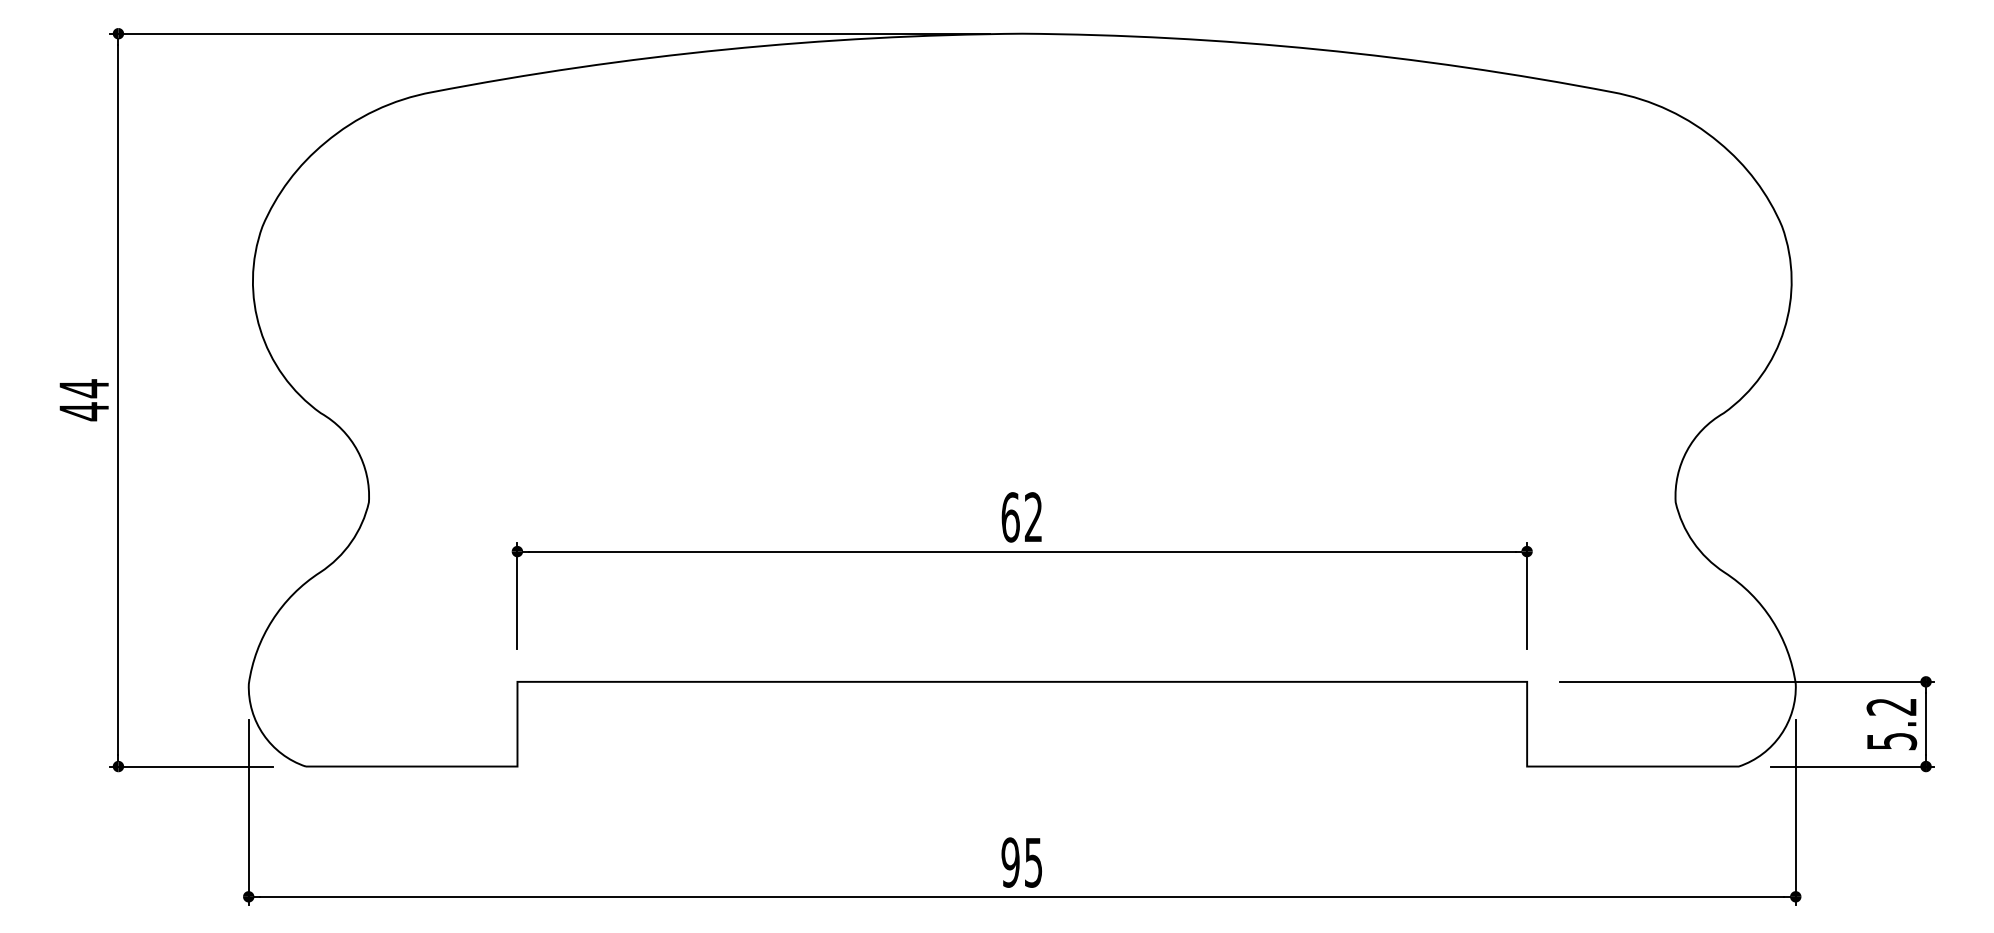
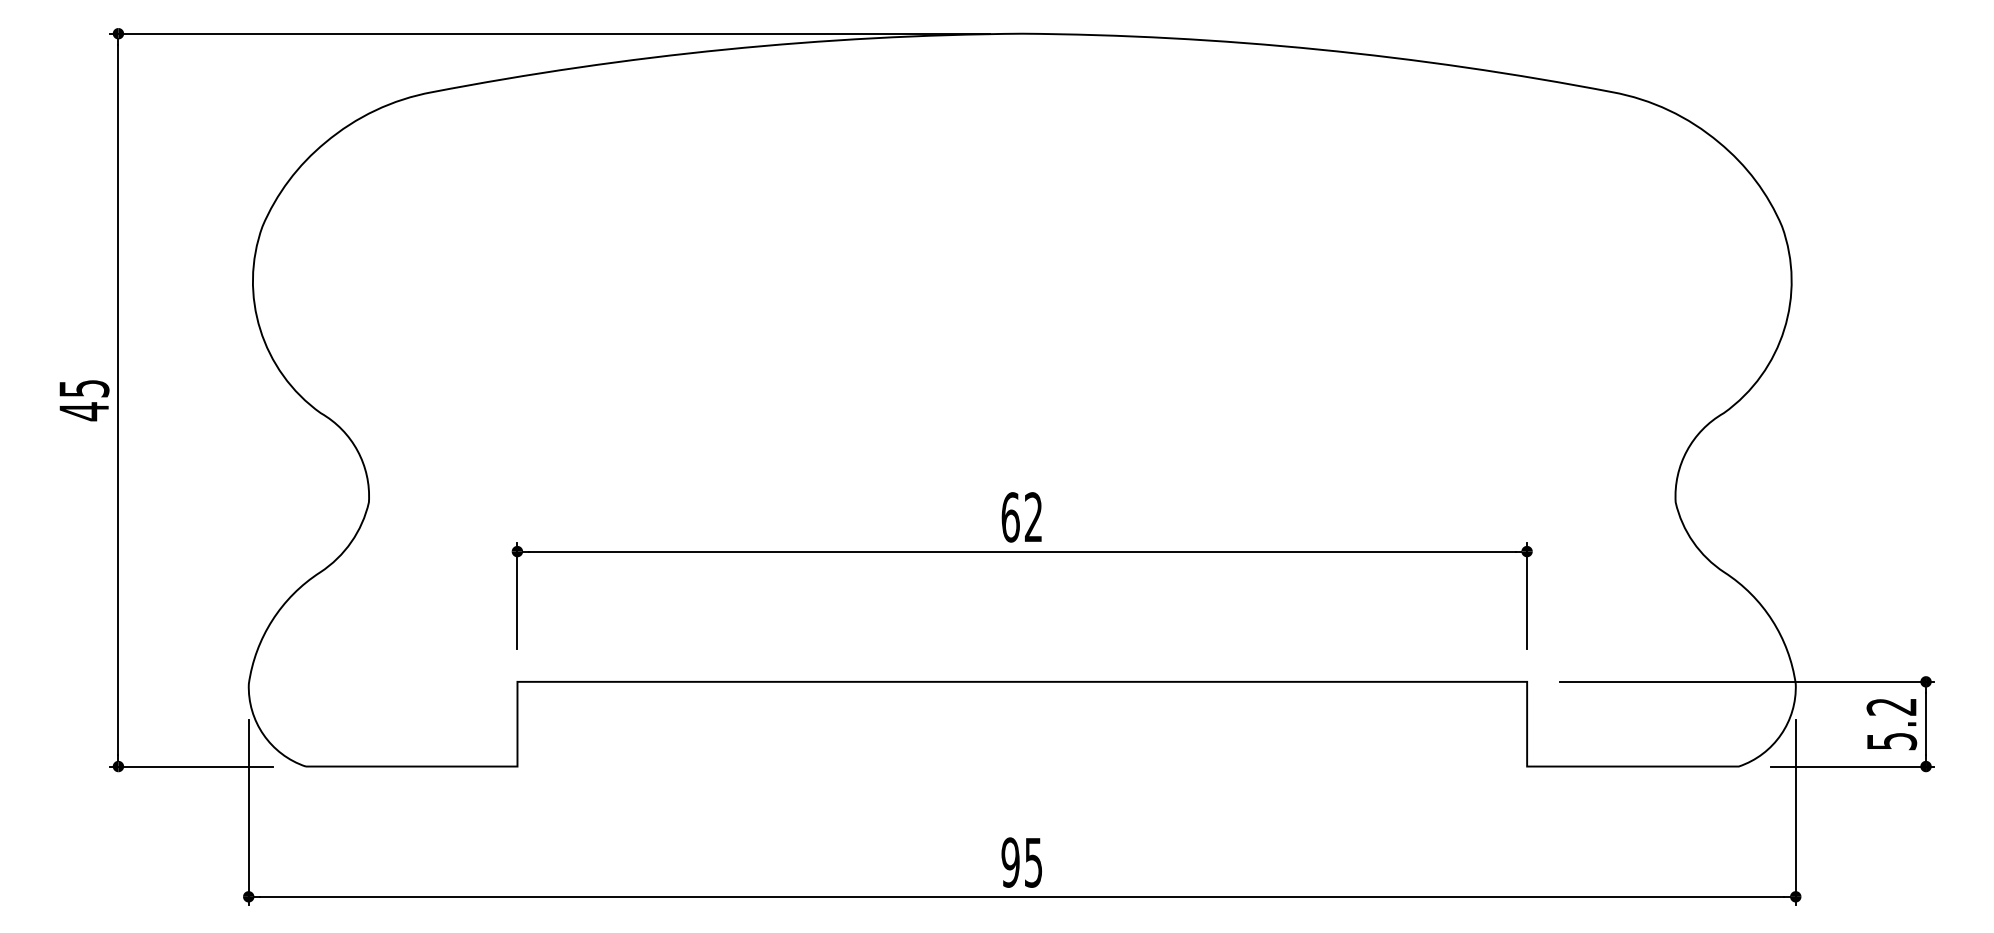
text: 44 -> 45 (84, 388)
